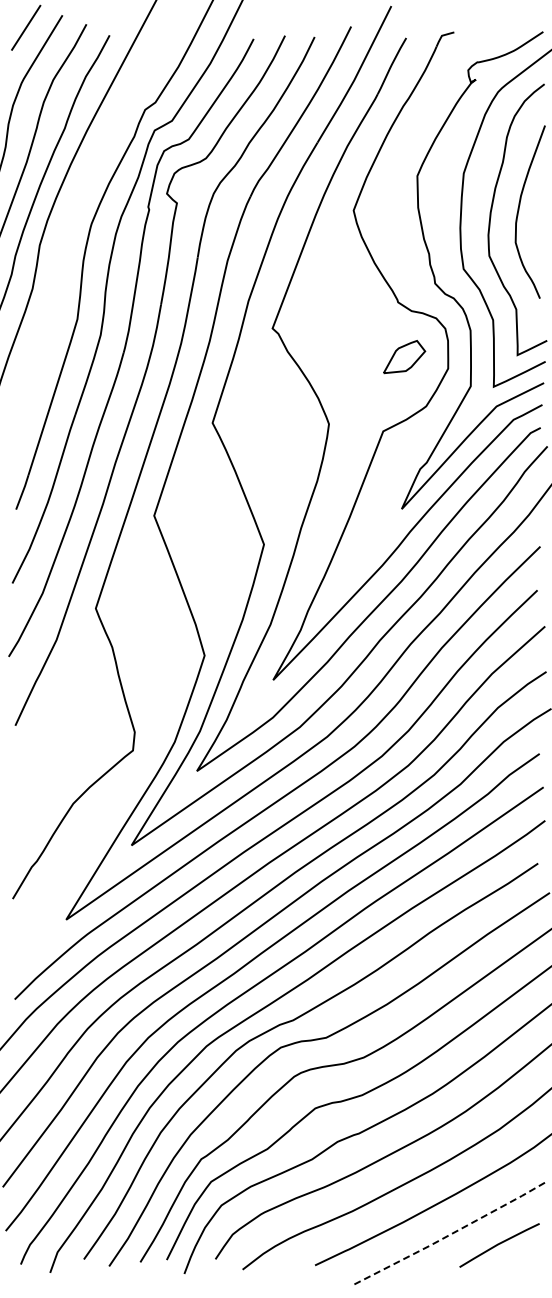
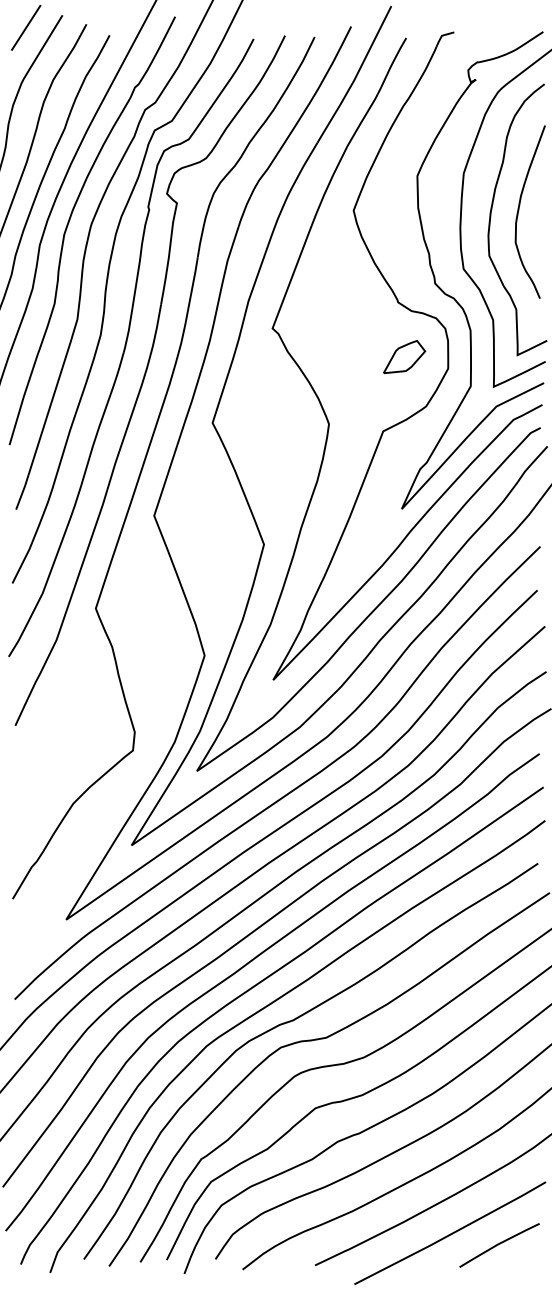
curve: none -> present (69, 223)
line: dashed -> solid (451, 1234)
